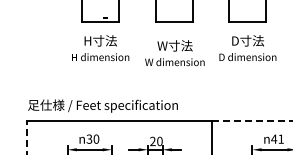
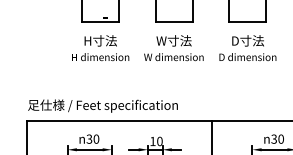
text position: (174, 53) -> (173, 48) (173, 48)
line: dashed -> solid (252, 121)
line: dashed -> solid (27, 138)
text: 41 -> 30 (277, 138)
text: 20 -> 10 (152, 140)
